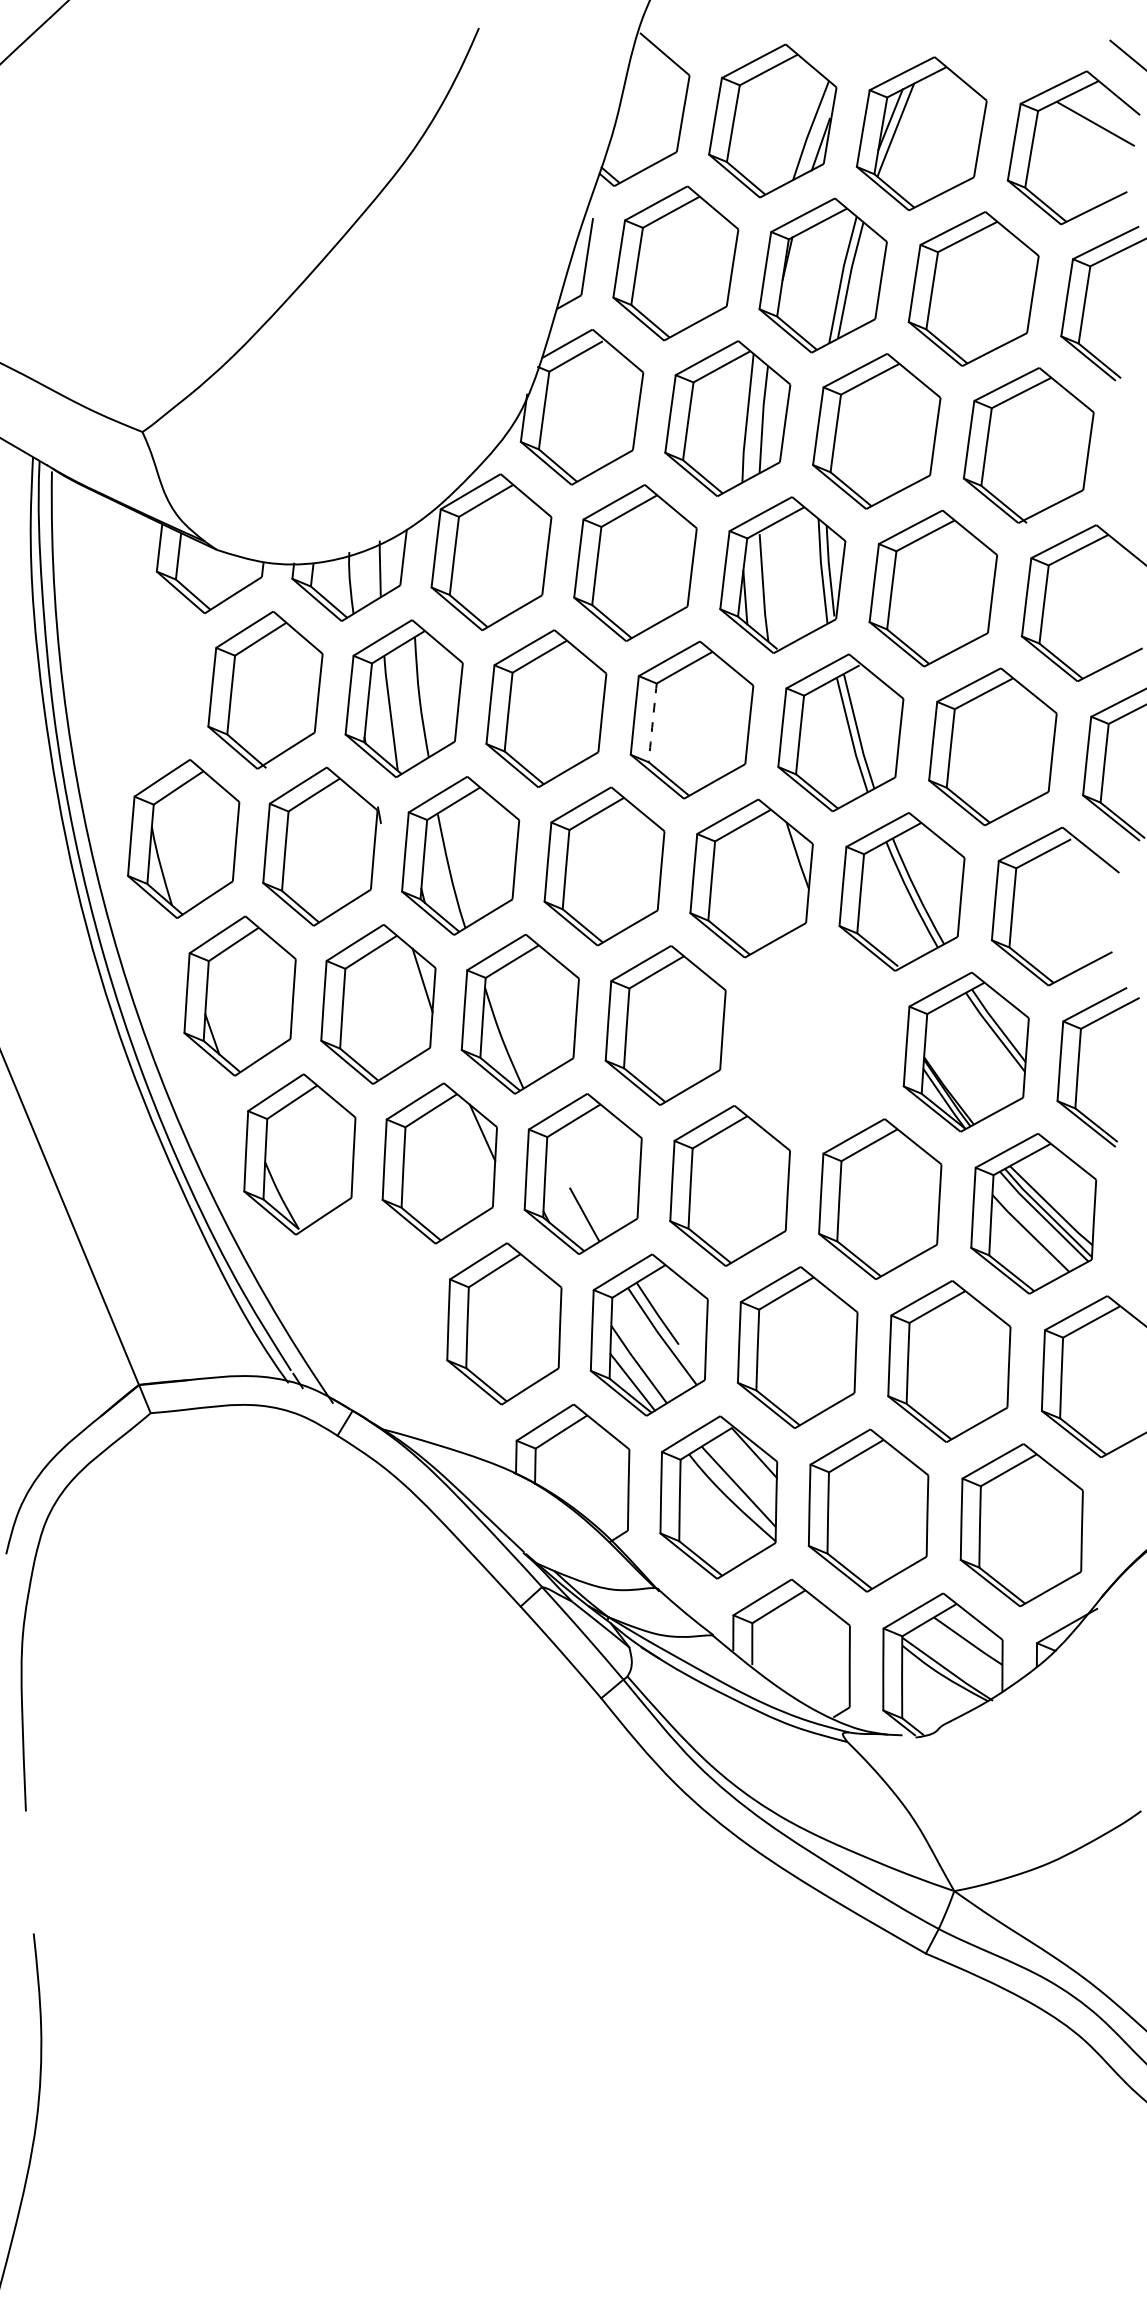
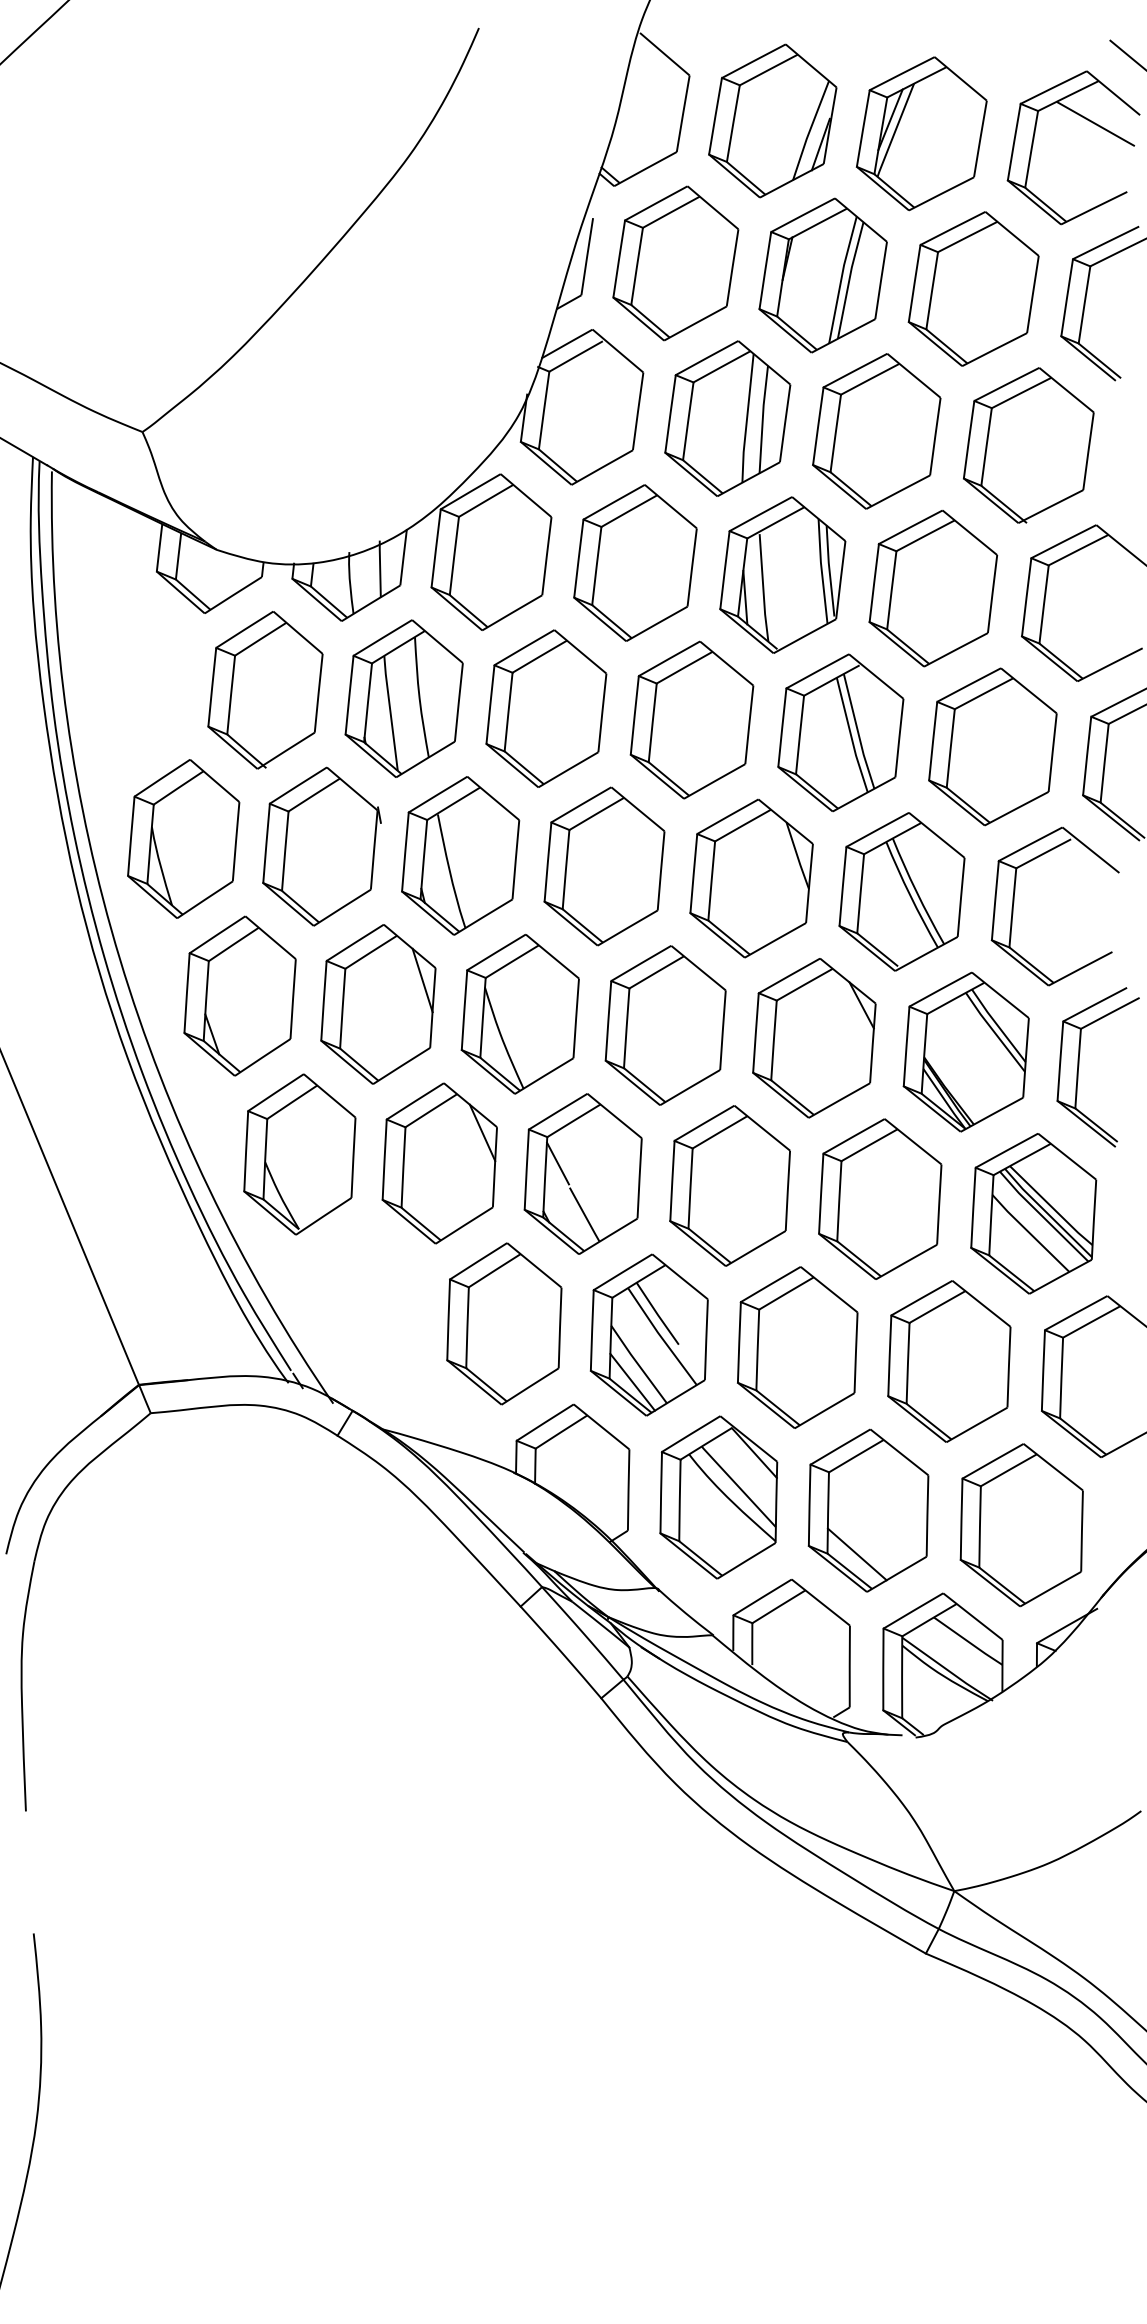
arc: dashed -> solid (652, 722)
part: none -> present (814, 1038)
line: none -> present (557, 1163)
line: none -> present (856, 1554)
